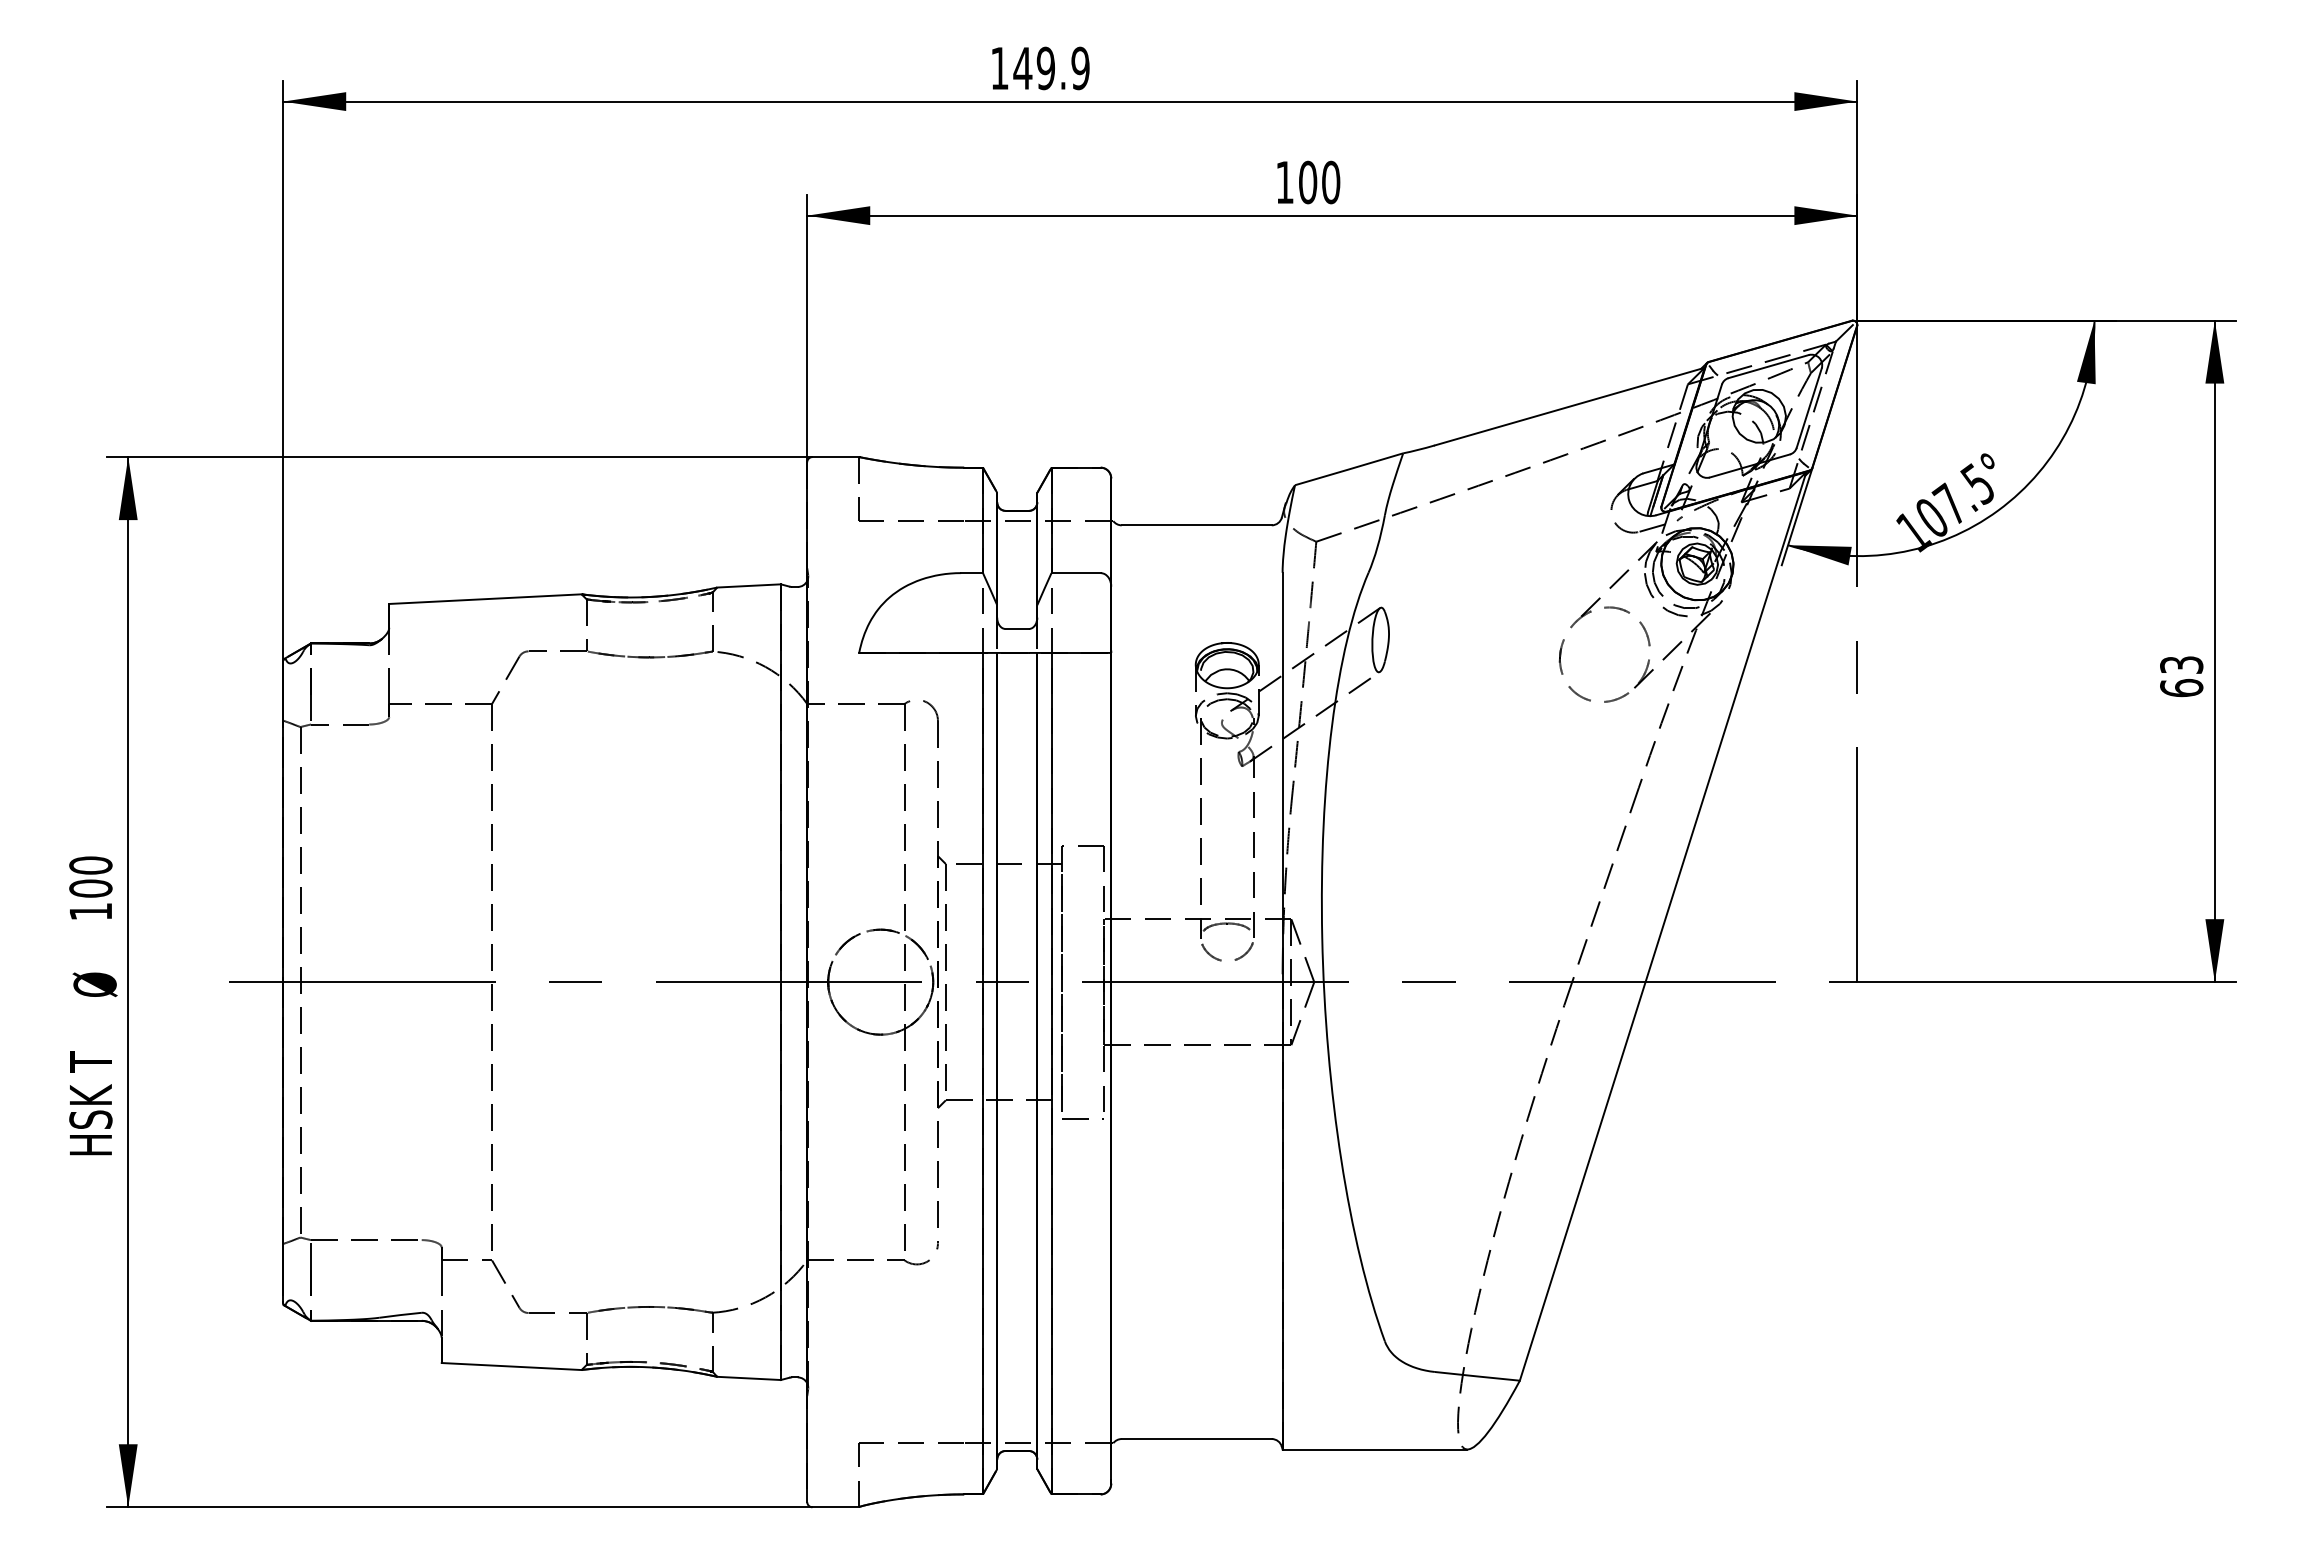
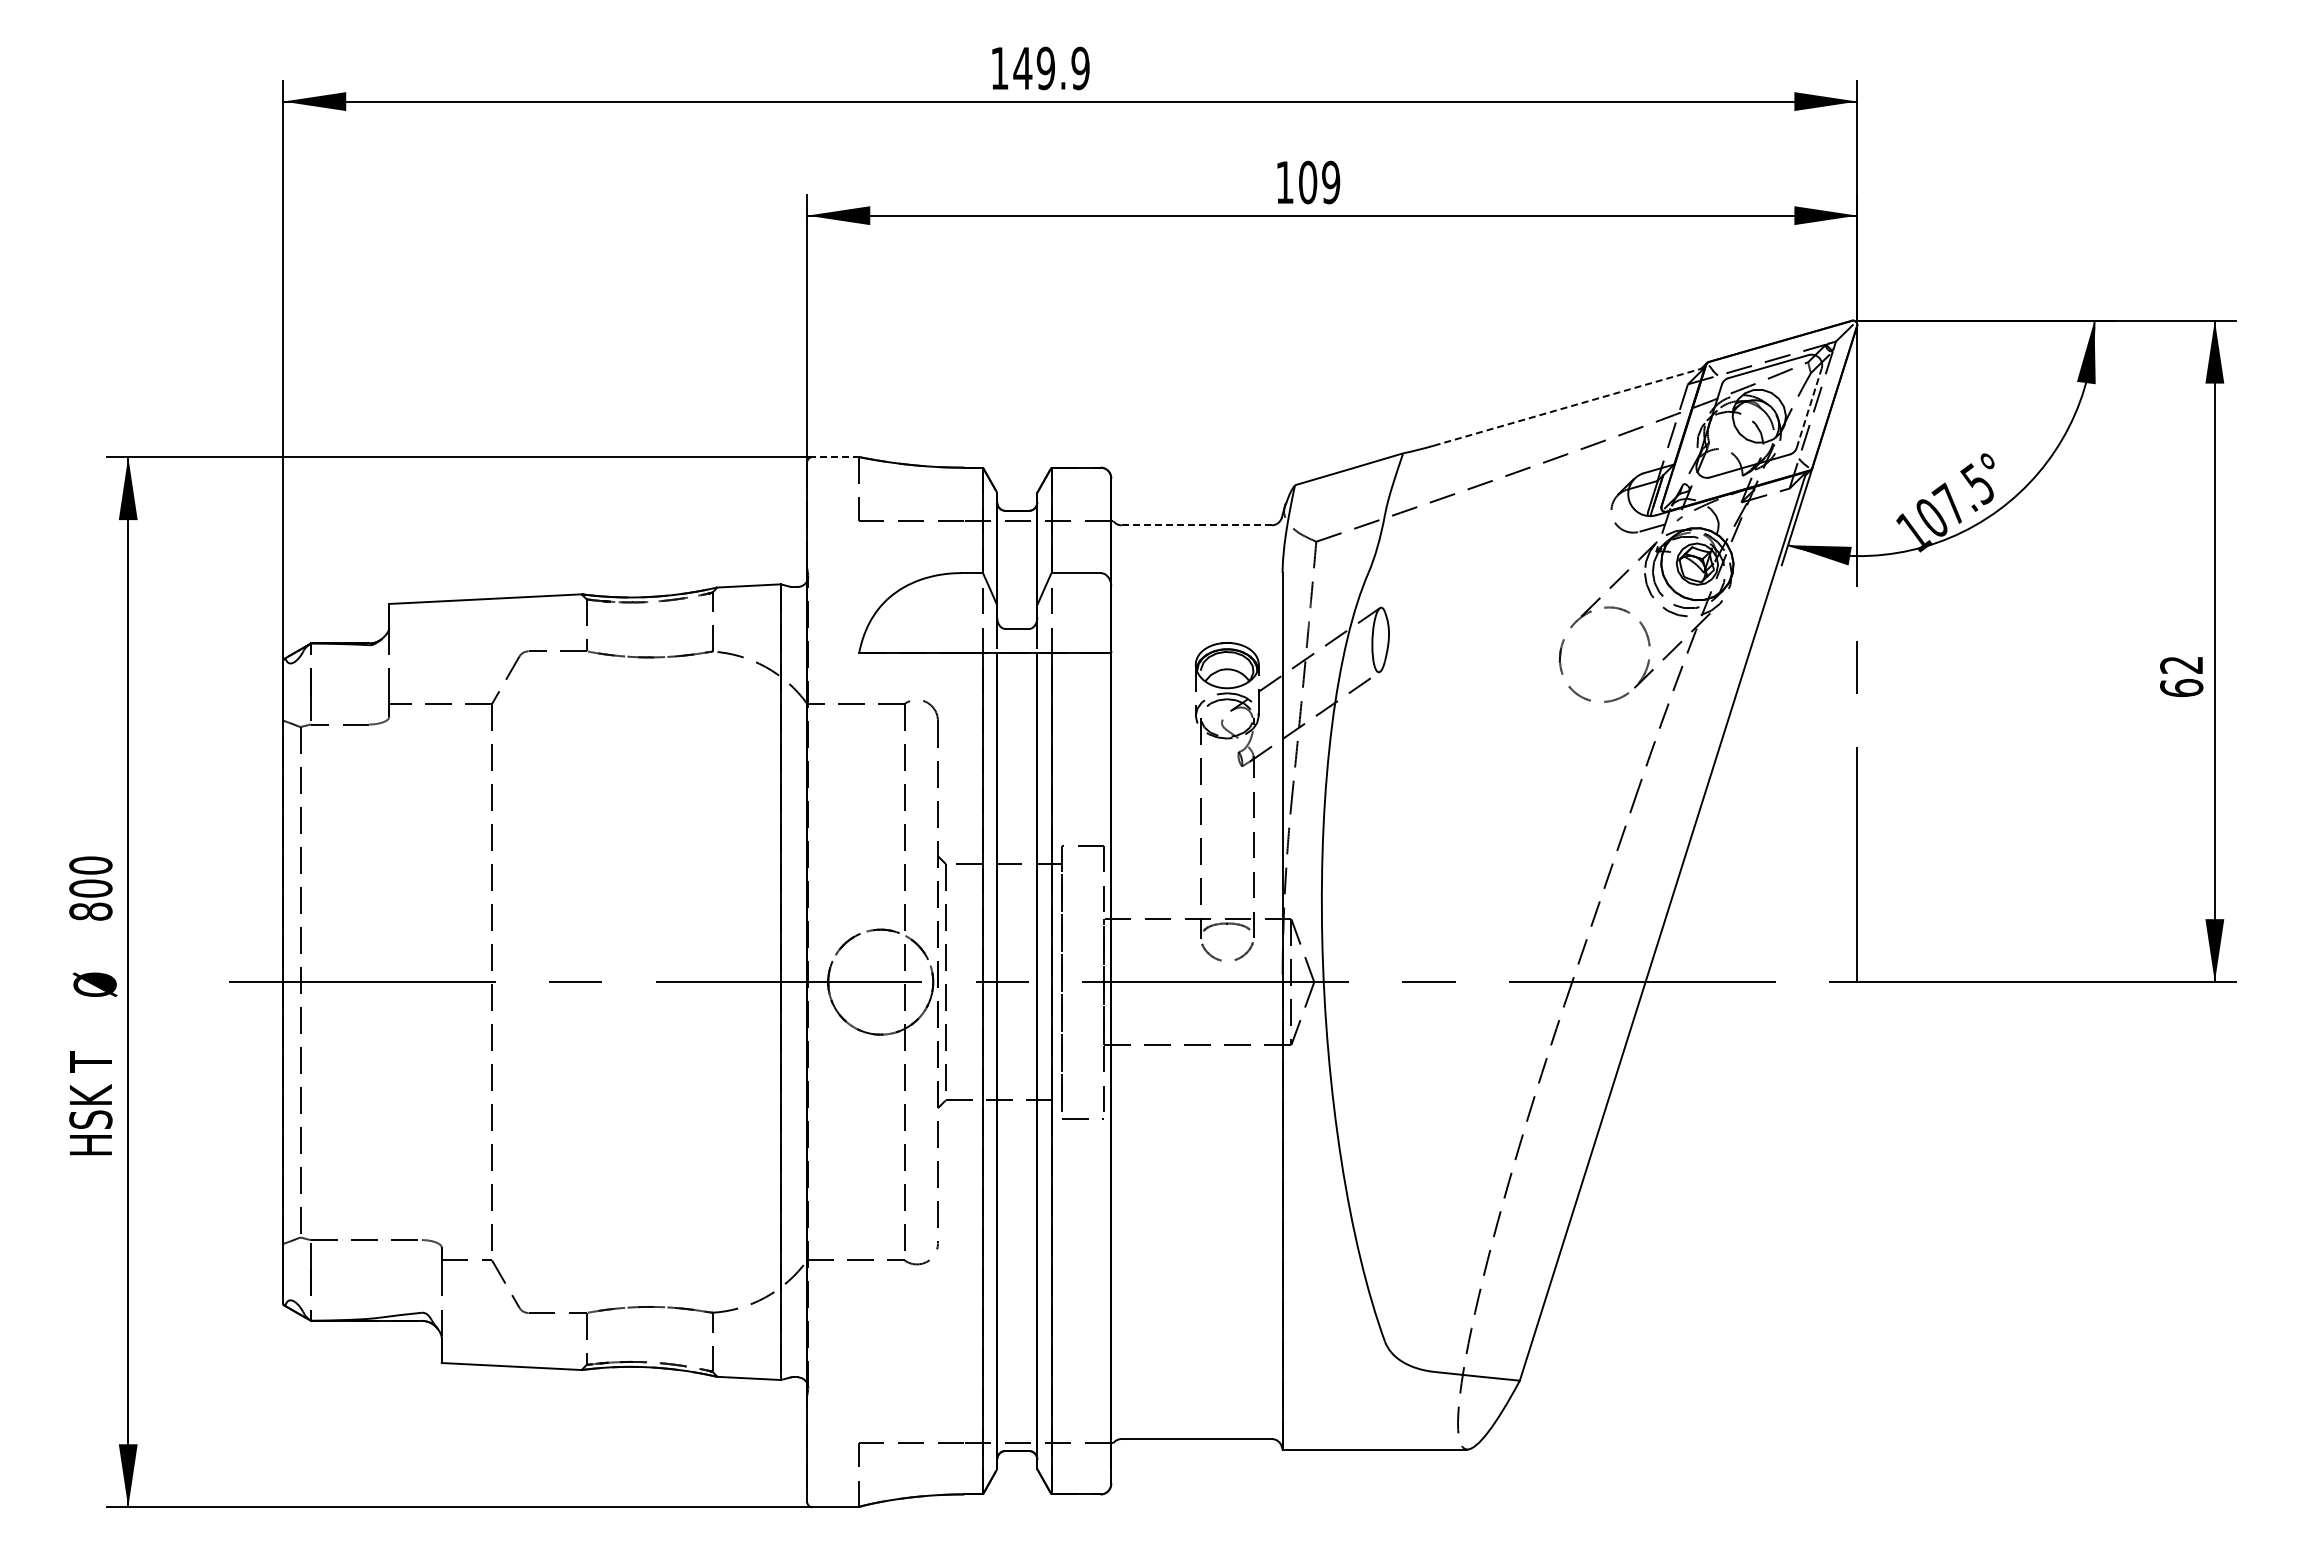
text: 100 -> 109 (1331, 182)
line: solid -> dashed (1569, 406)
line: solid -> dashed (1809, 408)
line: solid -> dashed (836, 457)
line: solid -> dashed (1196, 525)
text: 63 -> 62 (2181, 664)
text: 100 -> 800 (90, 911)
